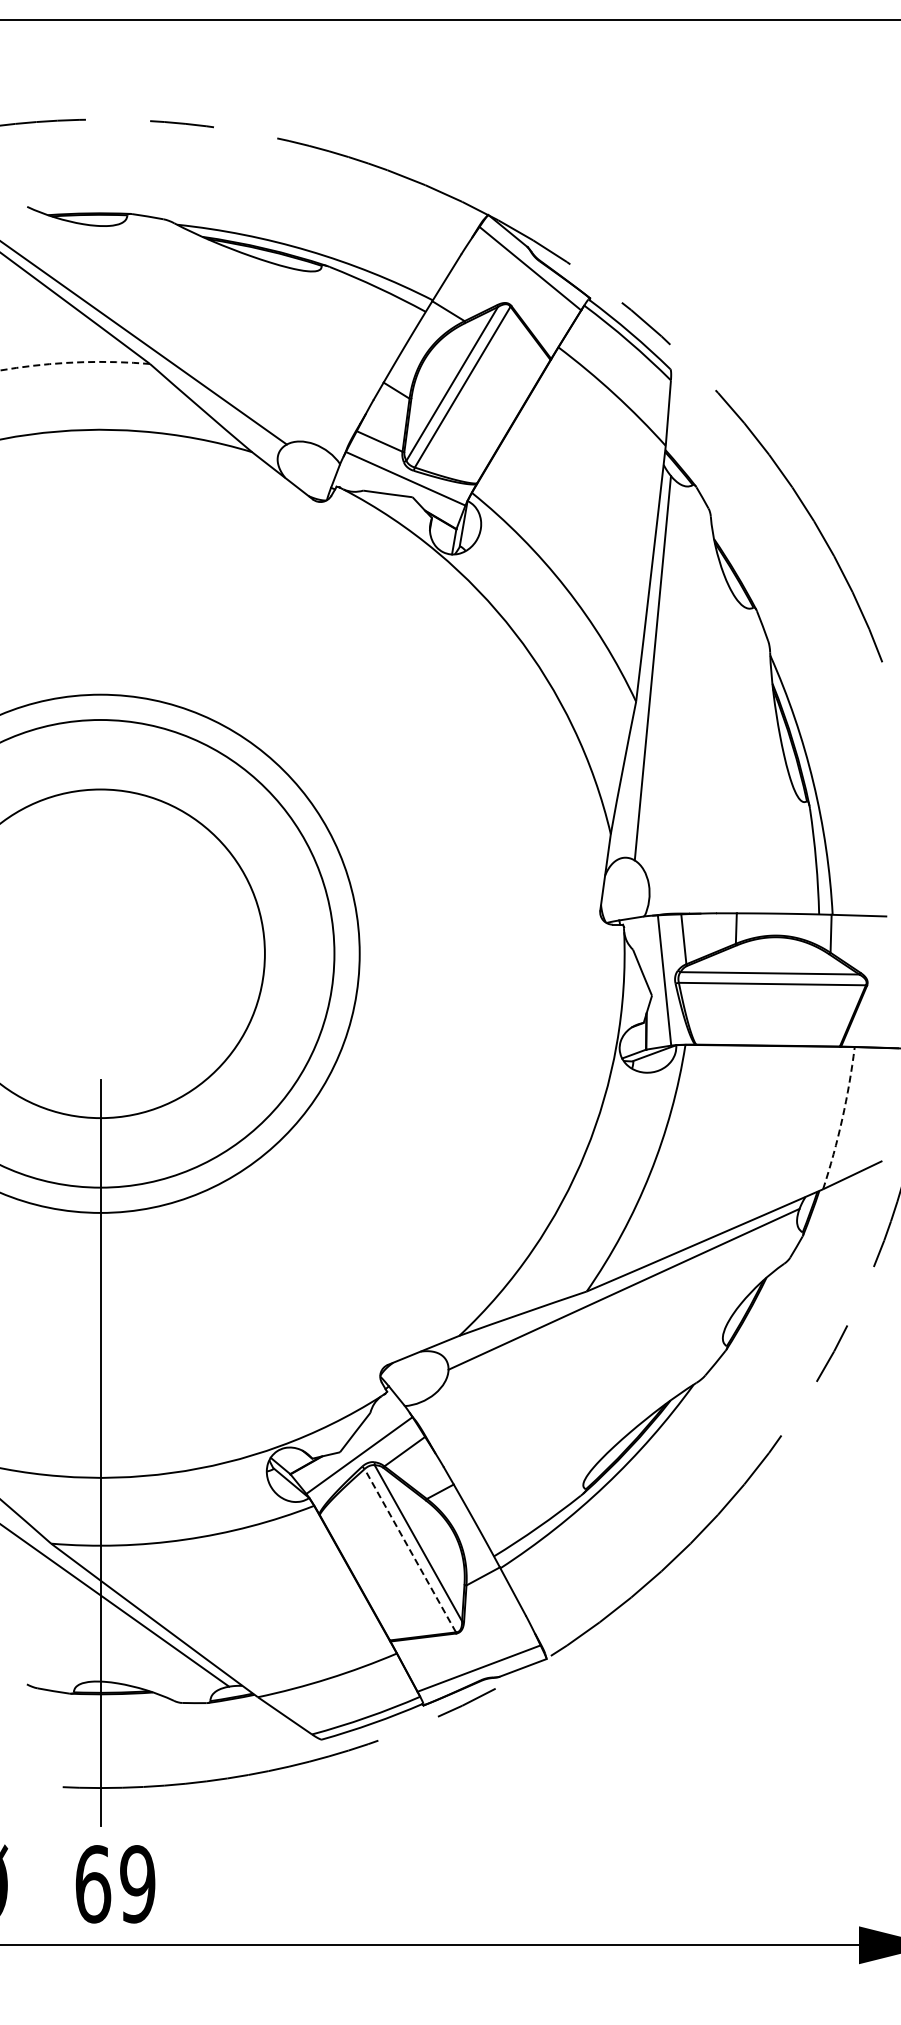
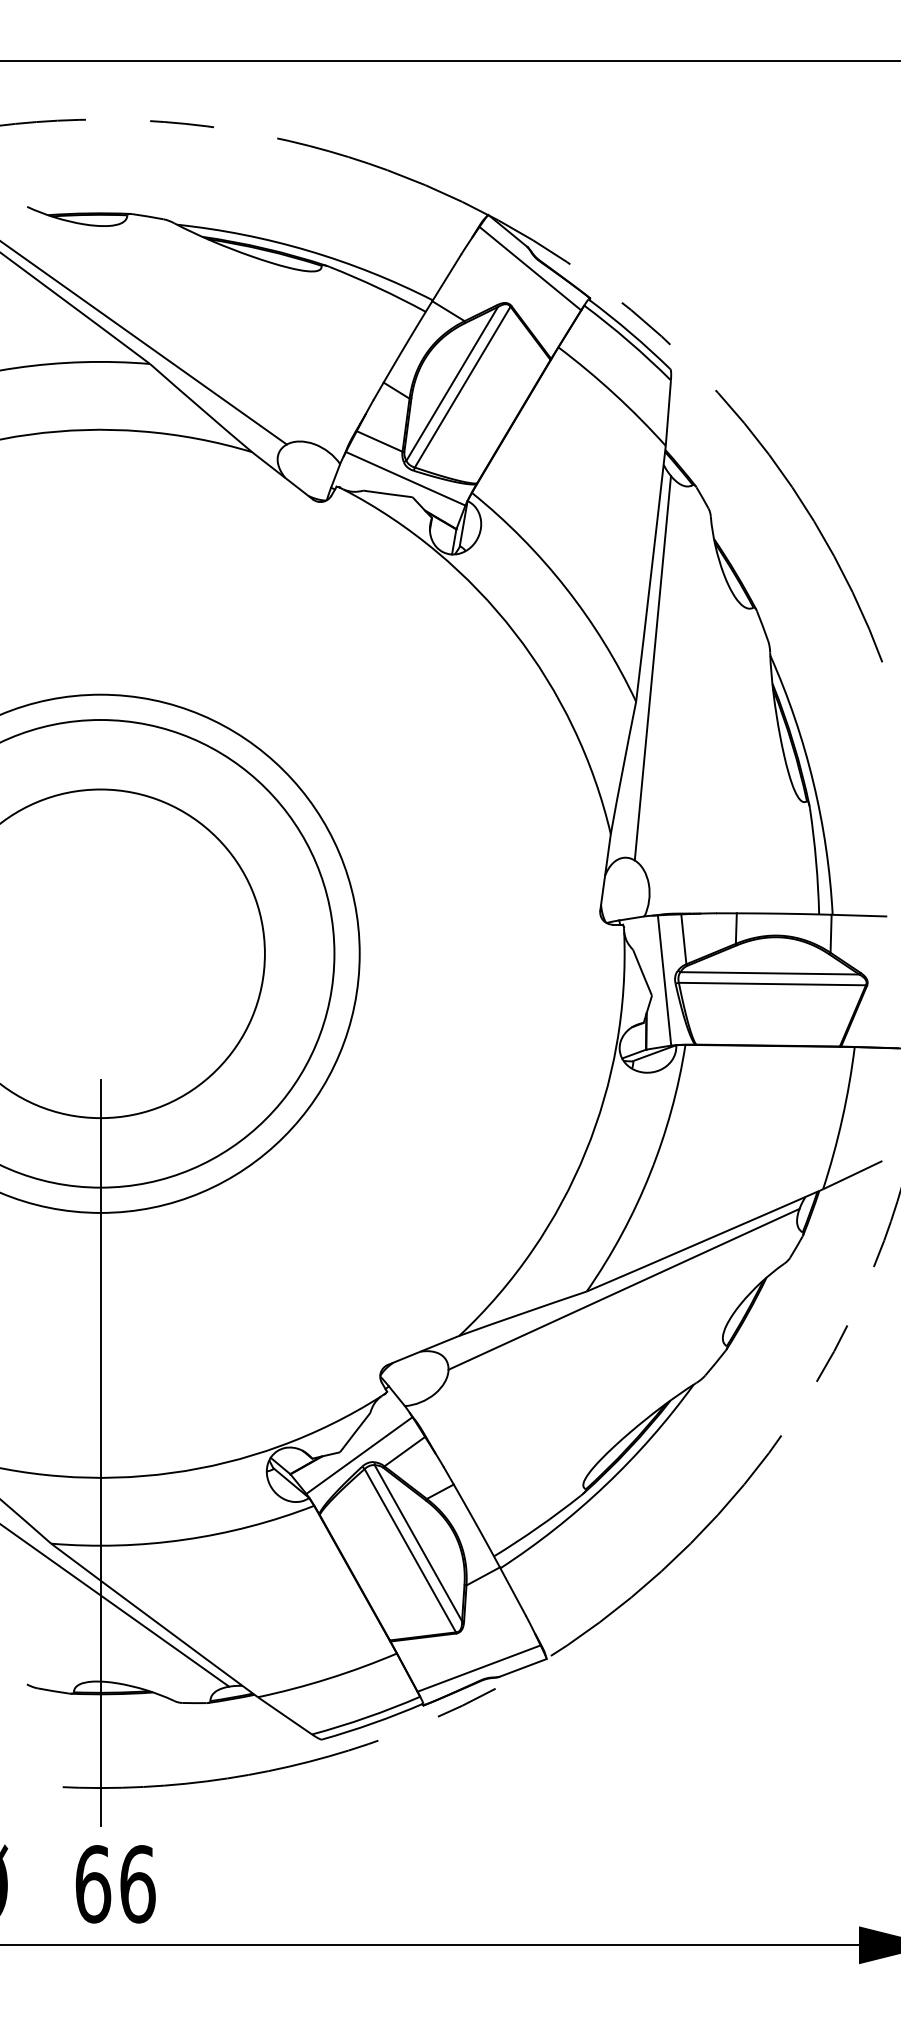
line position: (449, 19) -> (449, 60) (449, 60)
arc: dashed -> solid (75, 362)
arc: dashed -> solid (842, 1118)
line: dashed -> solid (410, 1550)
text: 69 -> 66 (137, 1884)
